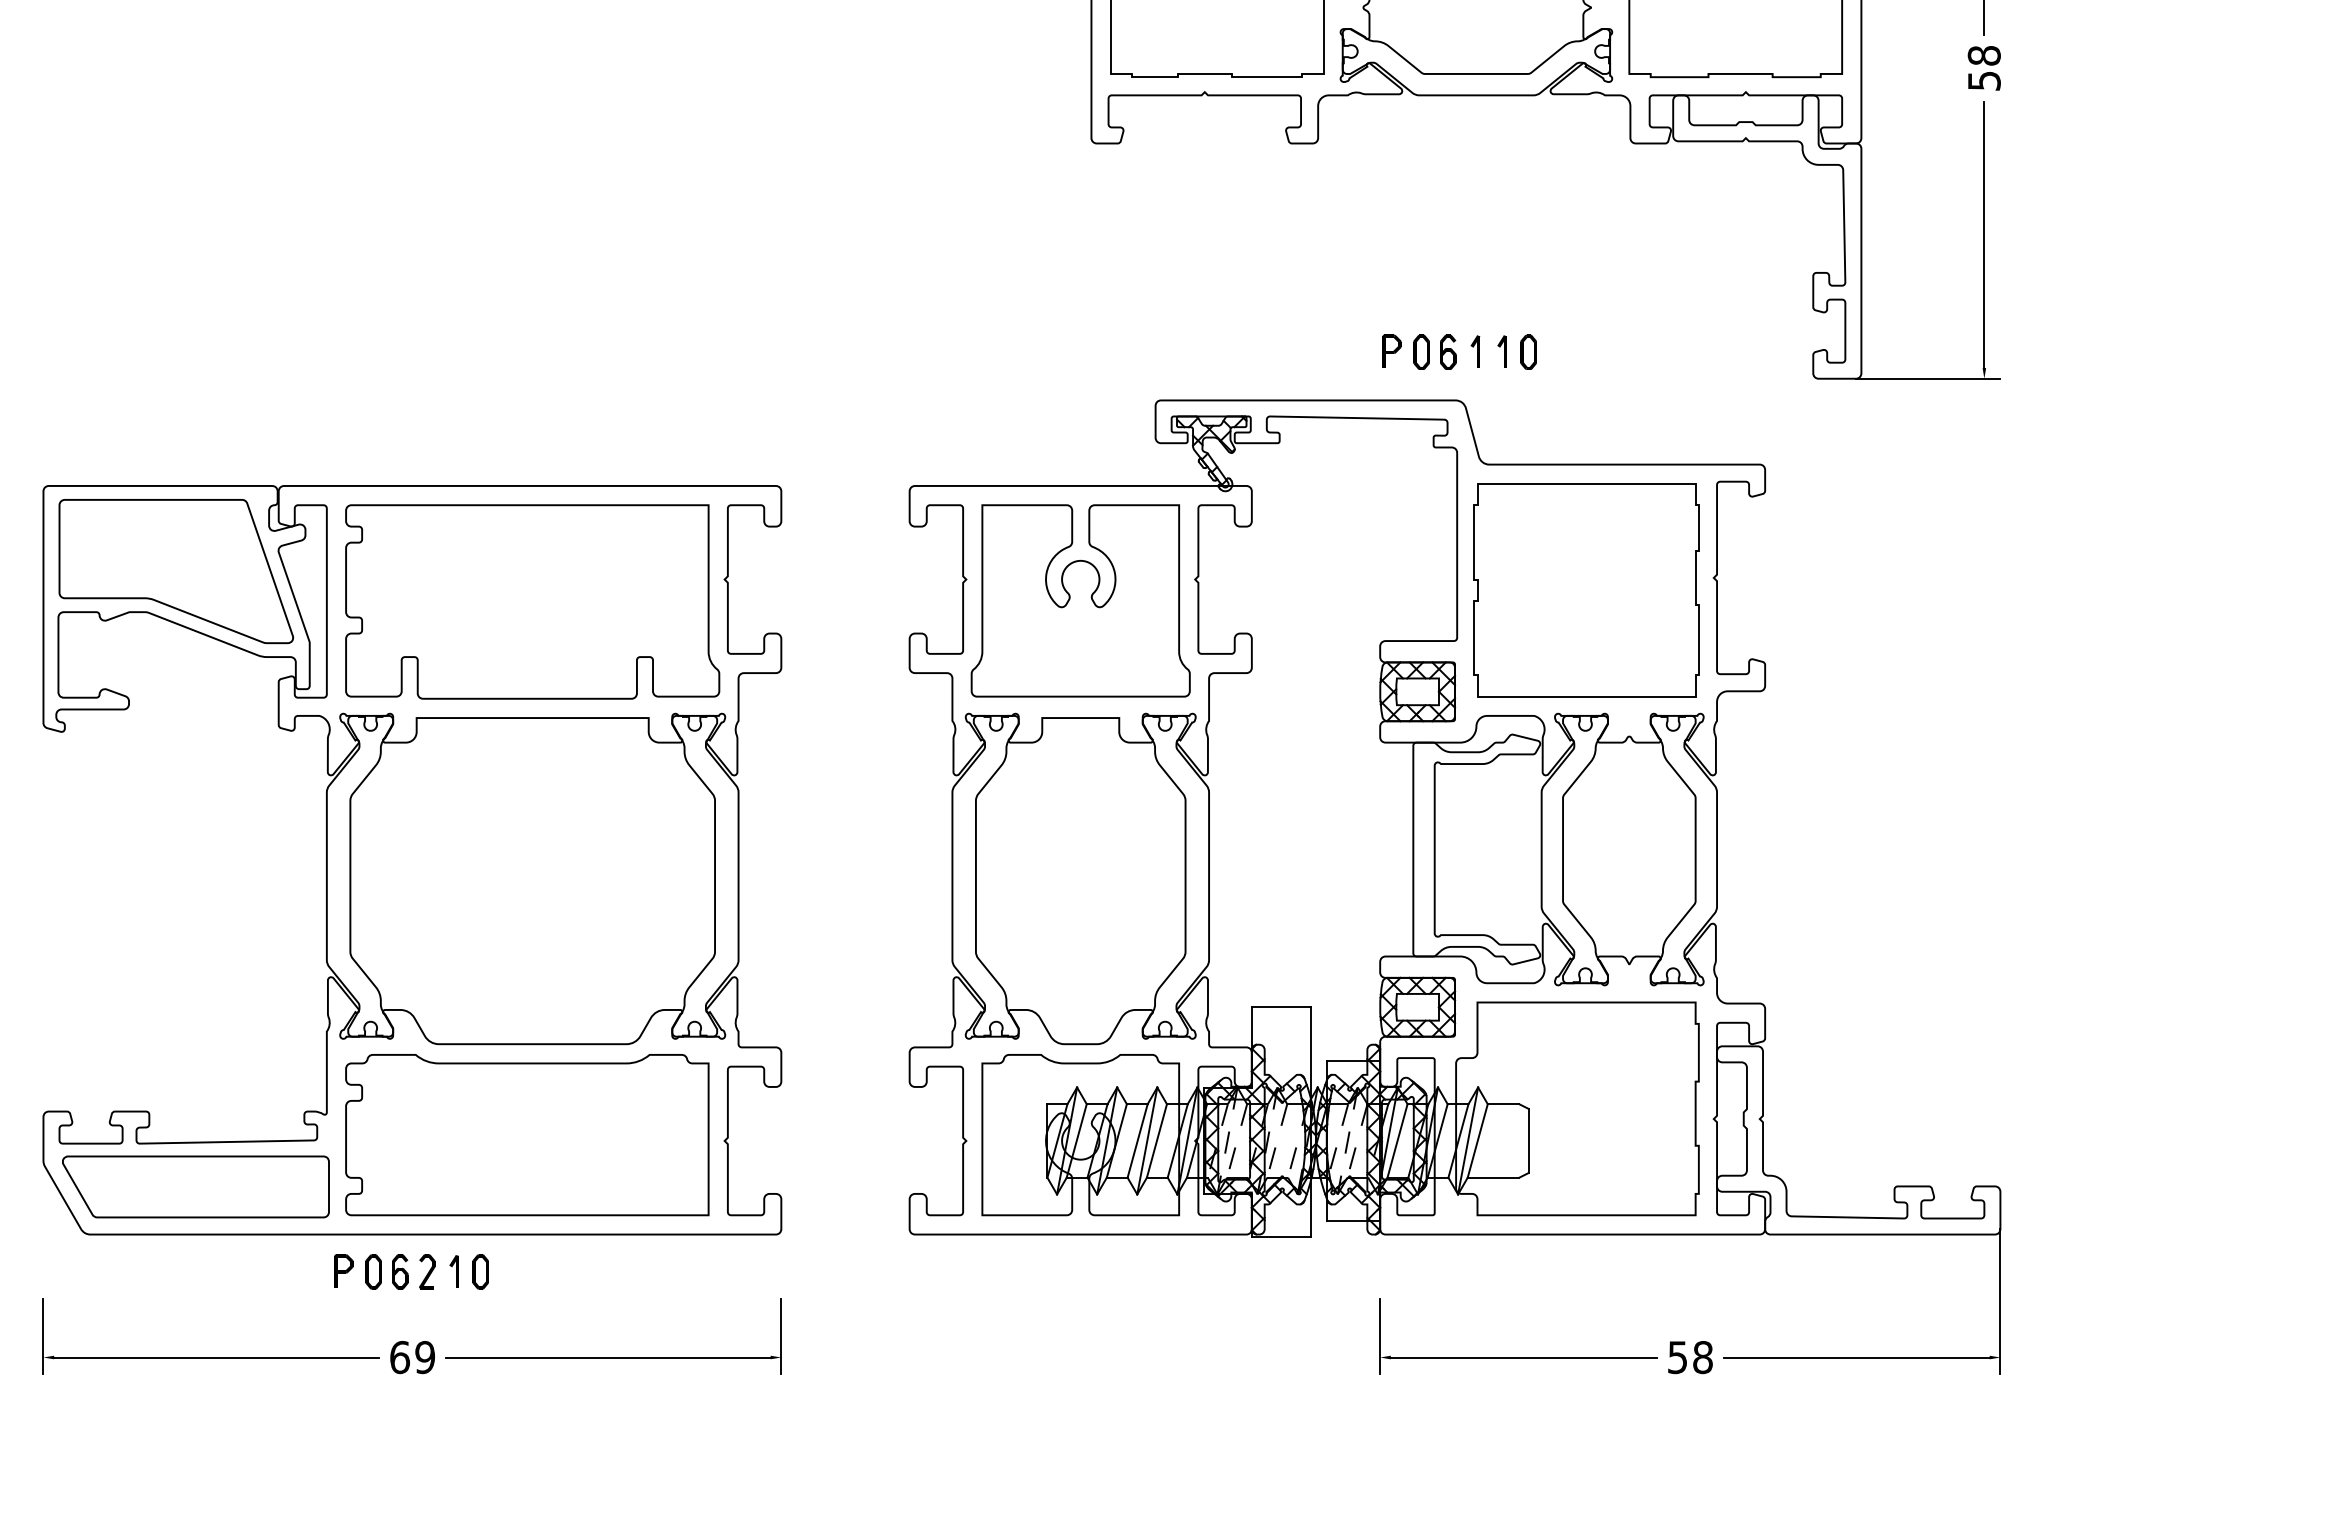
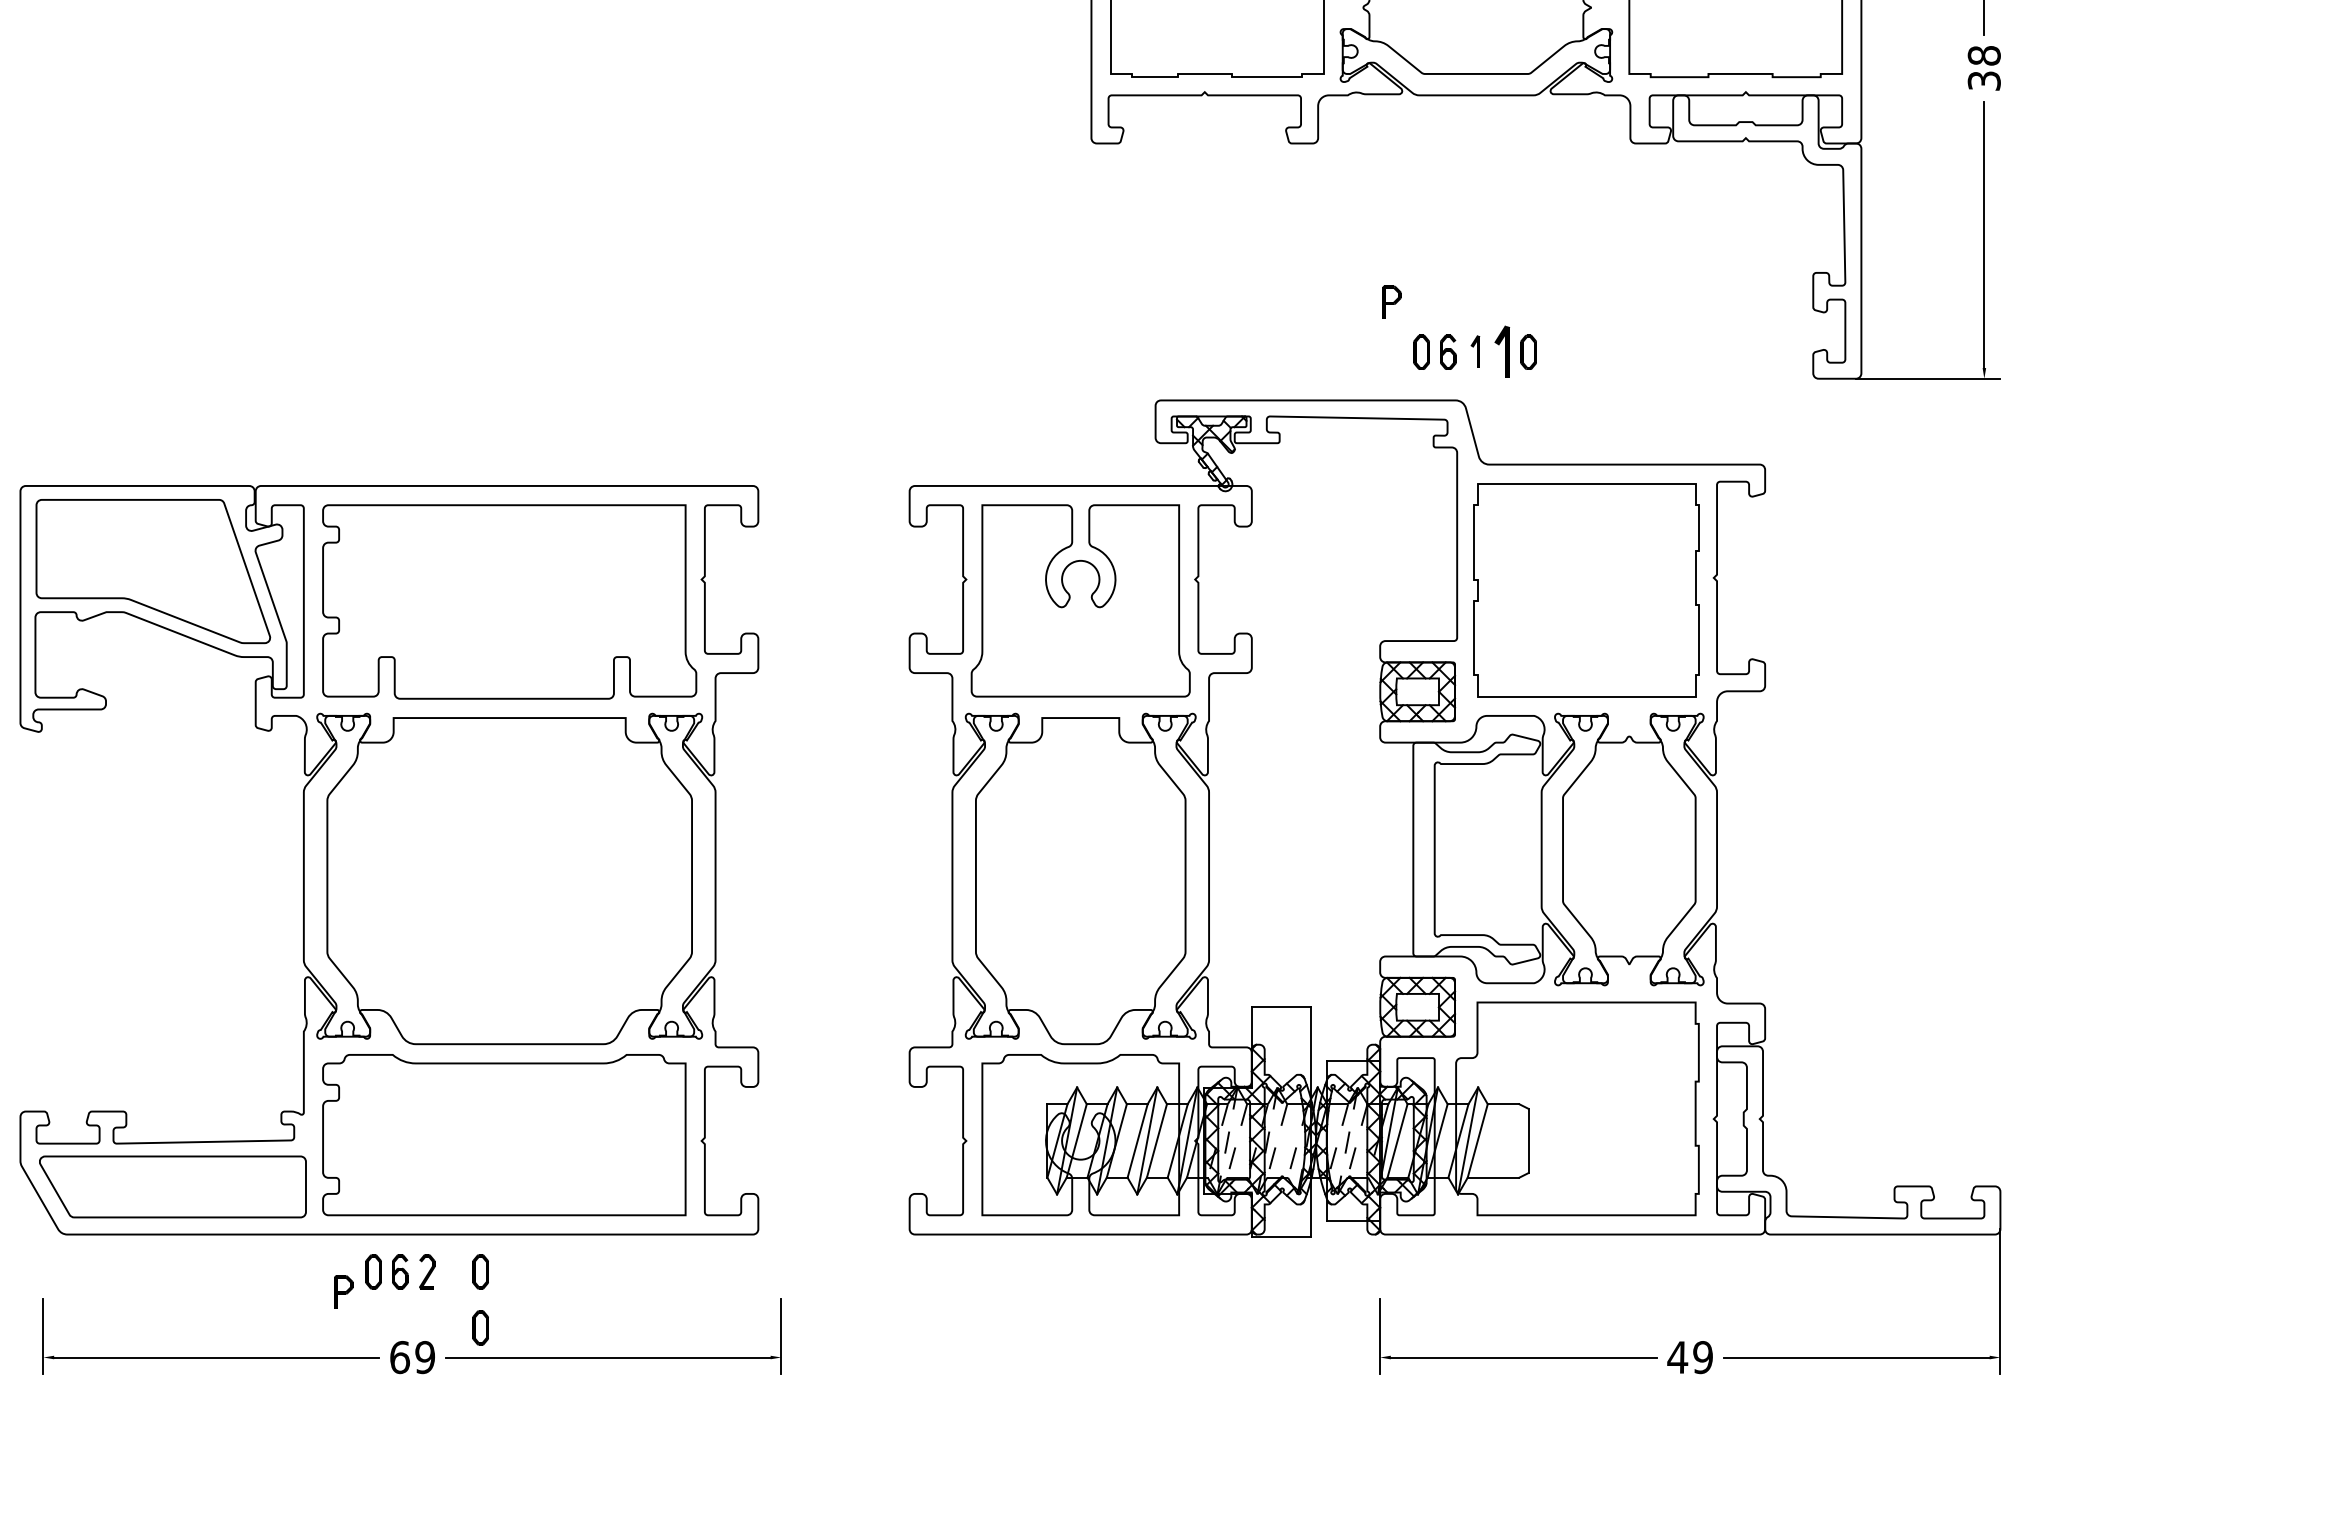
text: 58 -> 38 (1983, 80)
part position: (1391, 350) -> (1391, 301) (1391, 301)
part size: 10x33 px -> 16x53 px (1501, 351)
part position: (412, 860) -> (389, 860) (389, 860)
part position: (343, 1270) -> (343, 1291) (343, 1291)
part: present -> none (453, 1271)
part: none -> present (480, 1327)
text: 58 -> 49 (1689, 1357)
